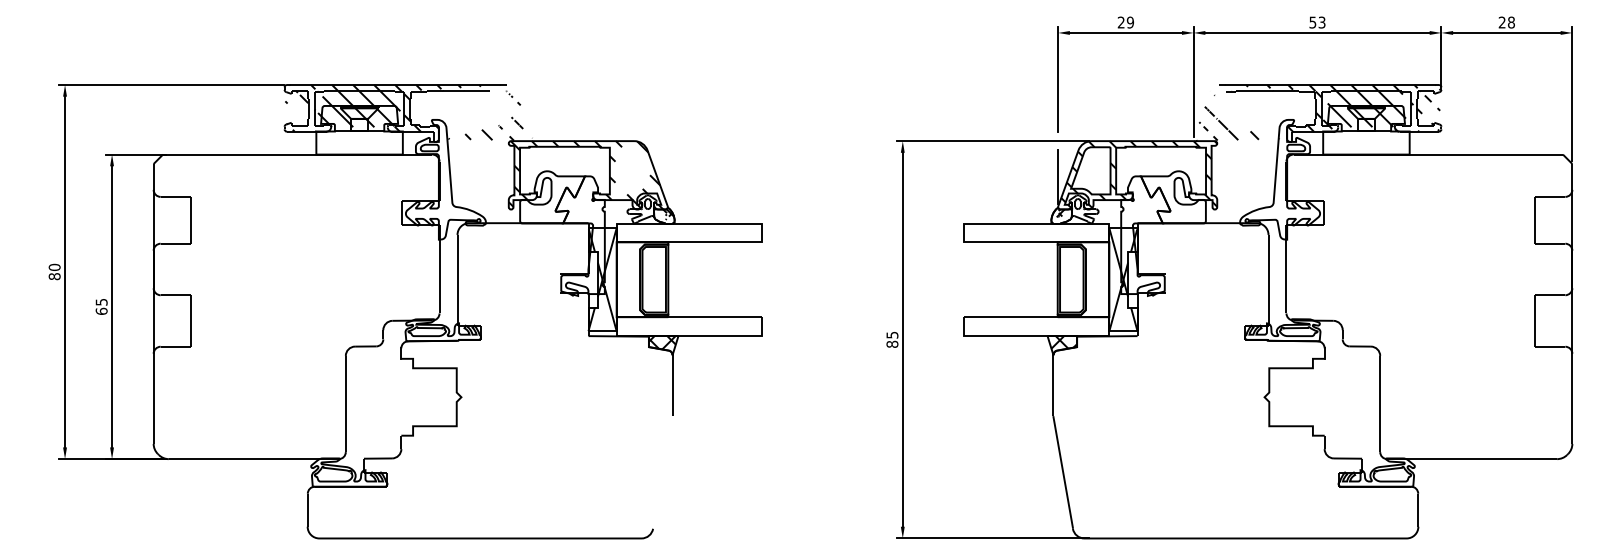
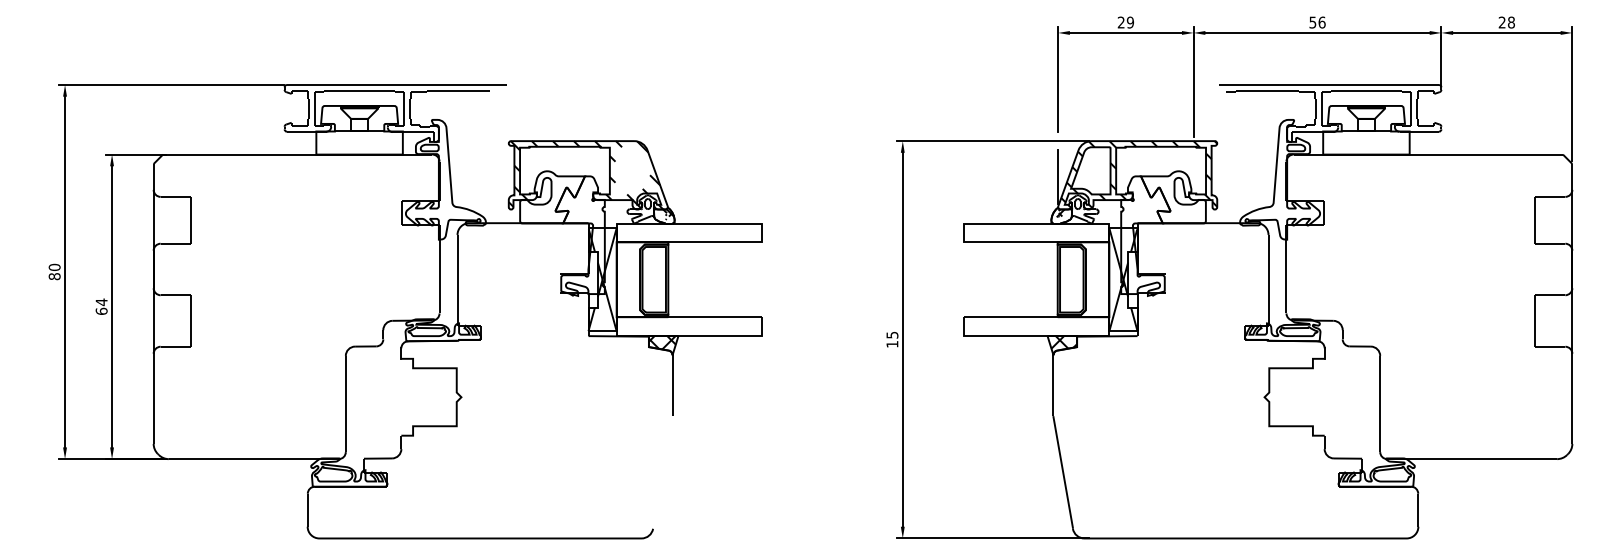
text: 53 -> 56 (1321, 22)
hatch: present -> none (408, 112)
hatch: present -> none (1317, 112)
text: 65 -> 64 (101, 302)
text: 85 -> 15 (892, 343)
